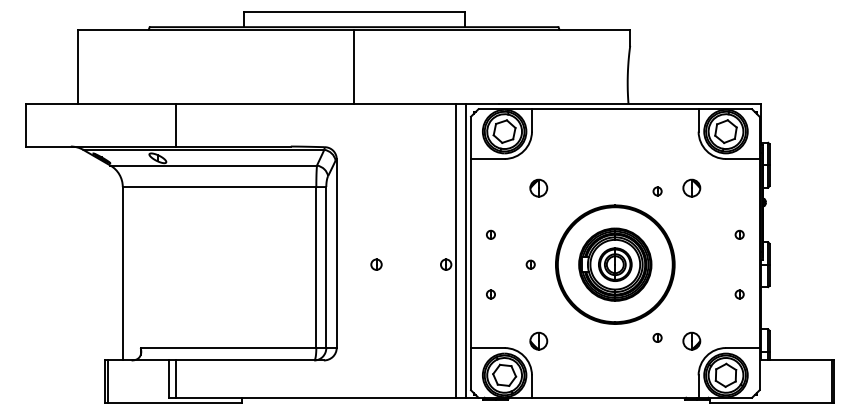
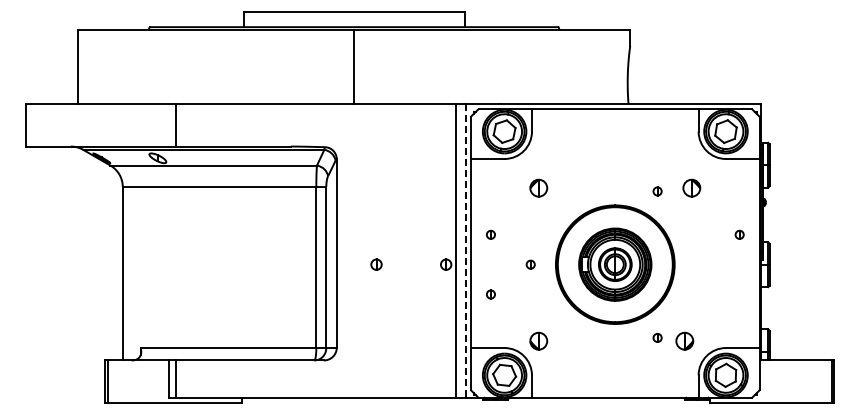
line: solid -> dashed (466, 251)
part: present -> none (739, 294)
part position: (691, 340) -> (684, 340) (684, 340)
